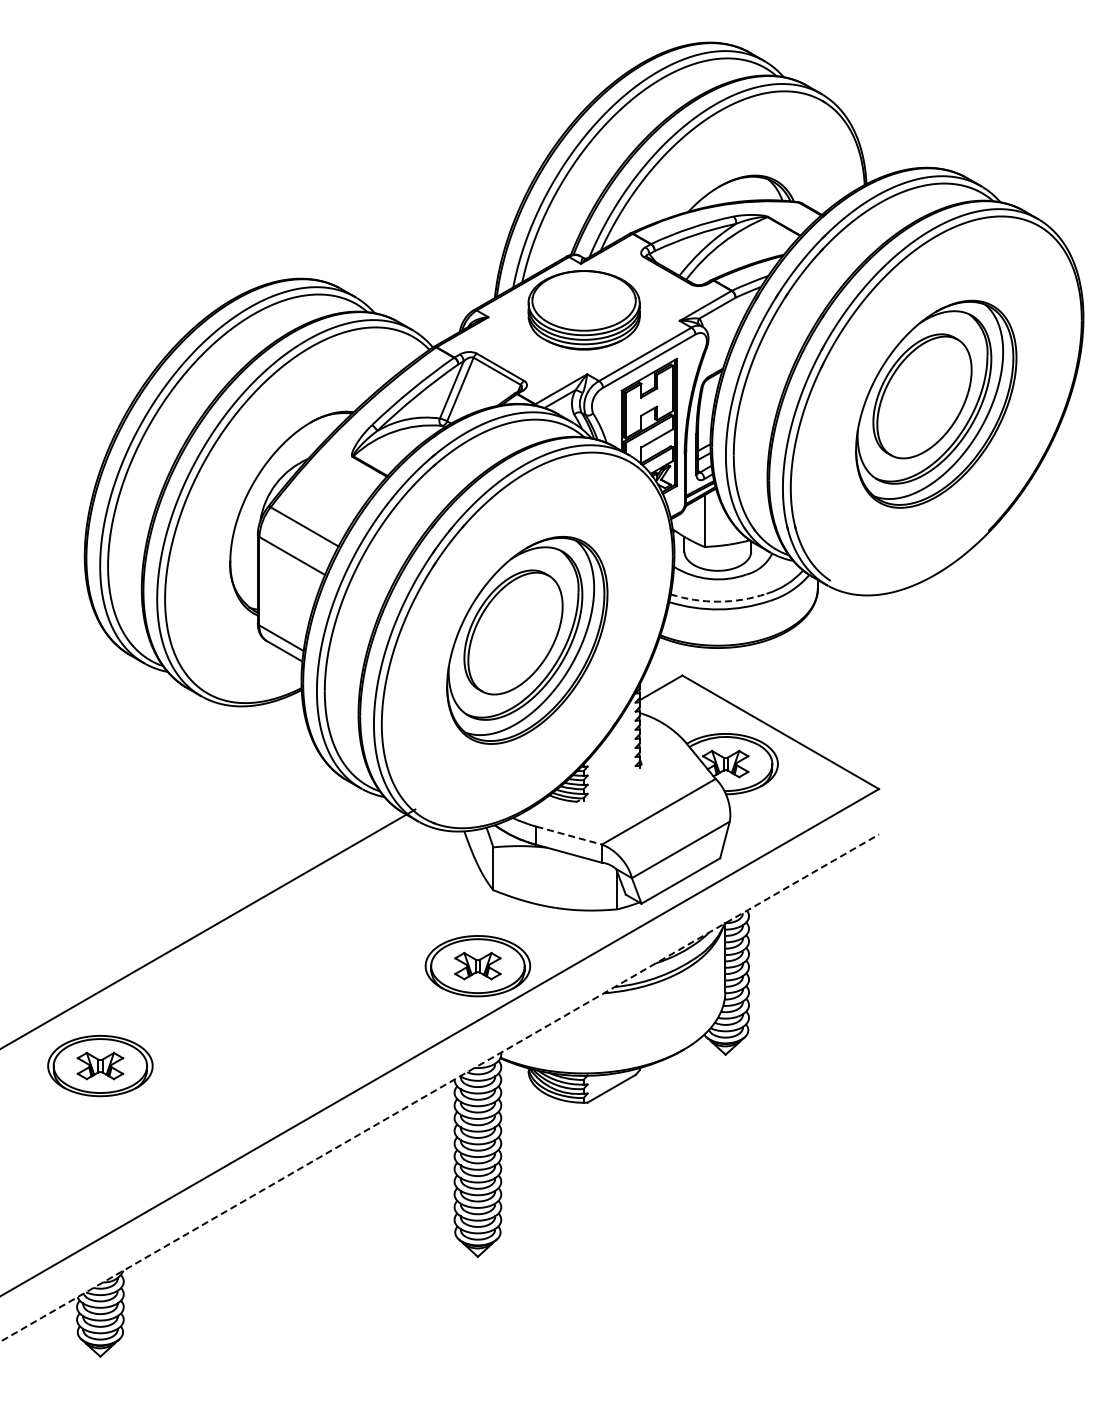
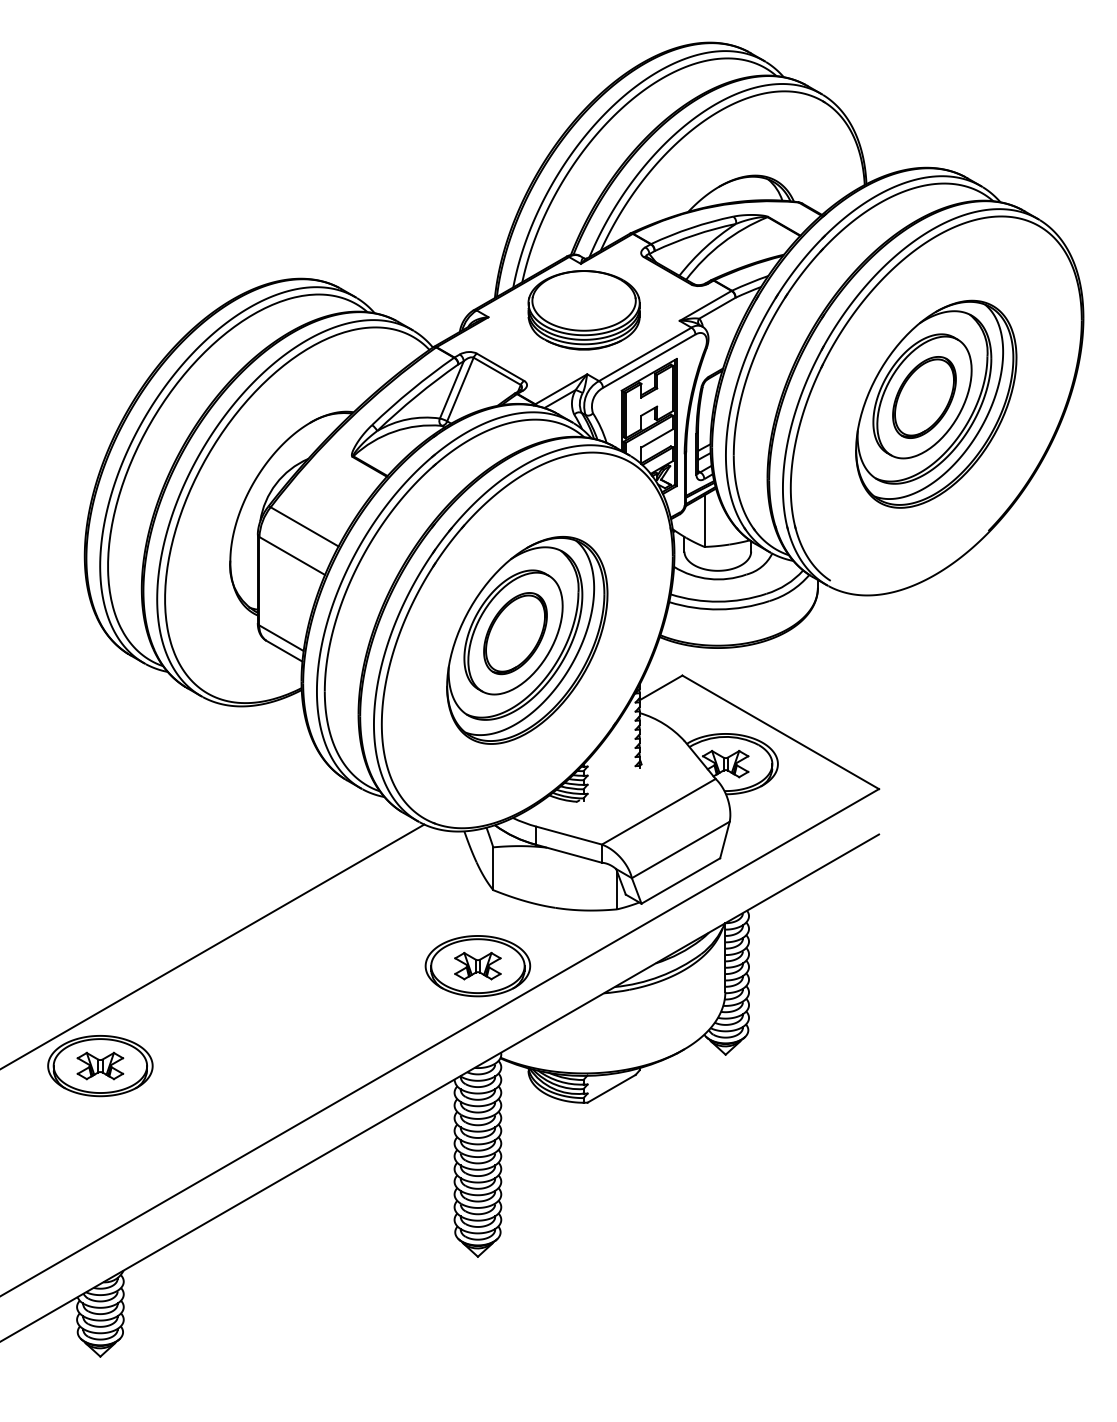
part: none -> present (924, 397)
arc: dashed -> solid (718, 601)
part: none -> present (515, 633)
line: dashed -> solid (569, 835)
line position: (208, 928) -> (213, 946) (213, 946)
line: dashed -> solid (440, 1087)
